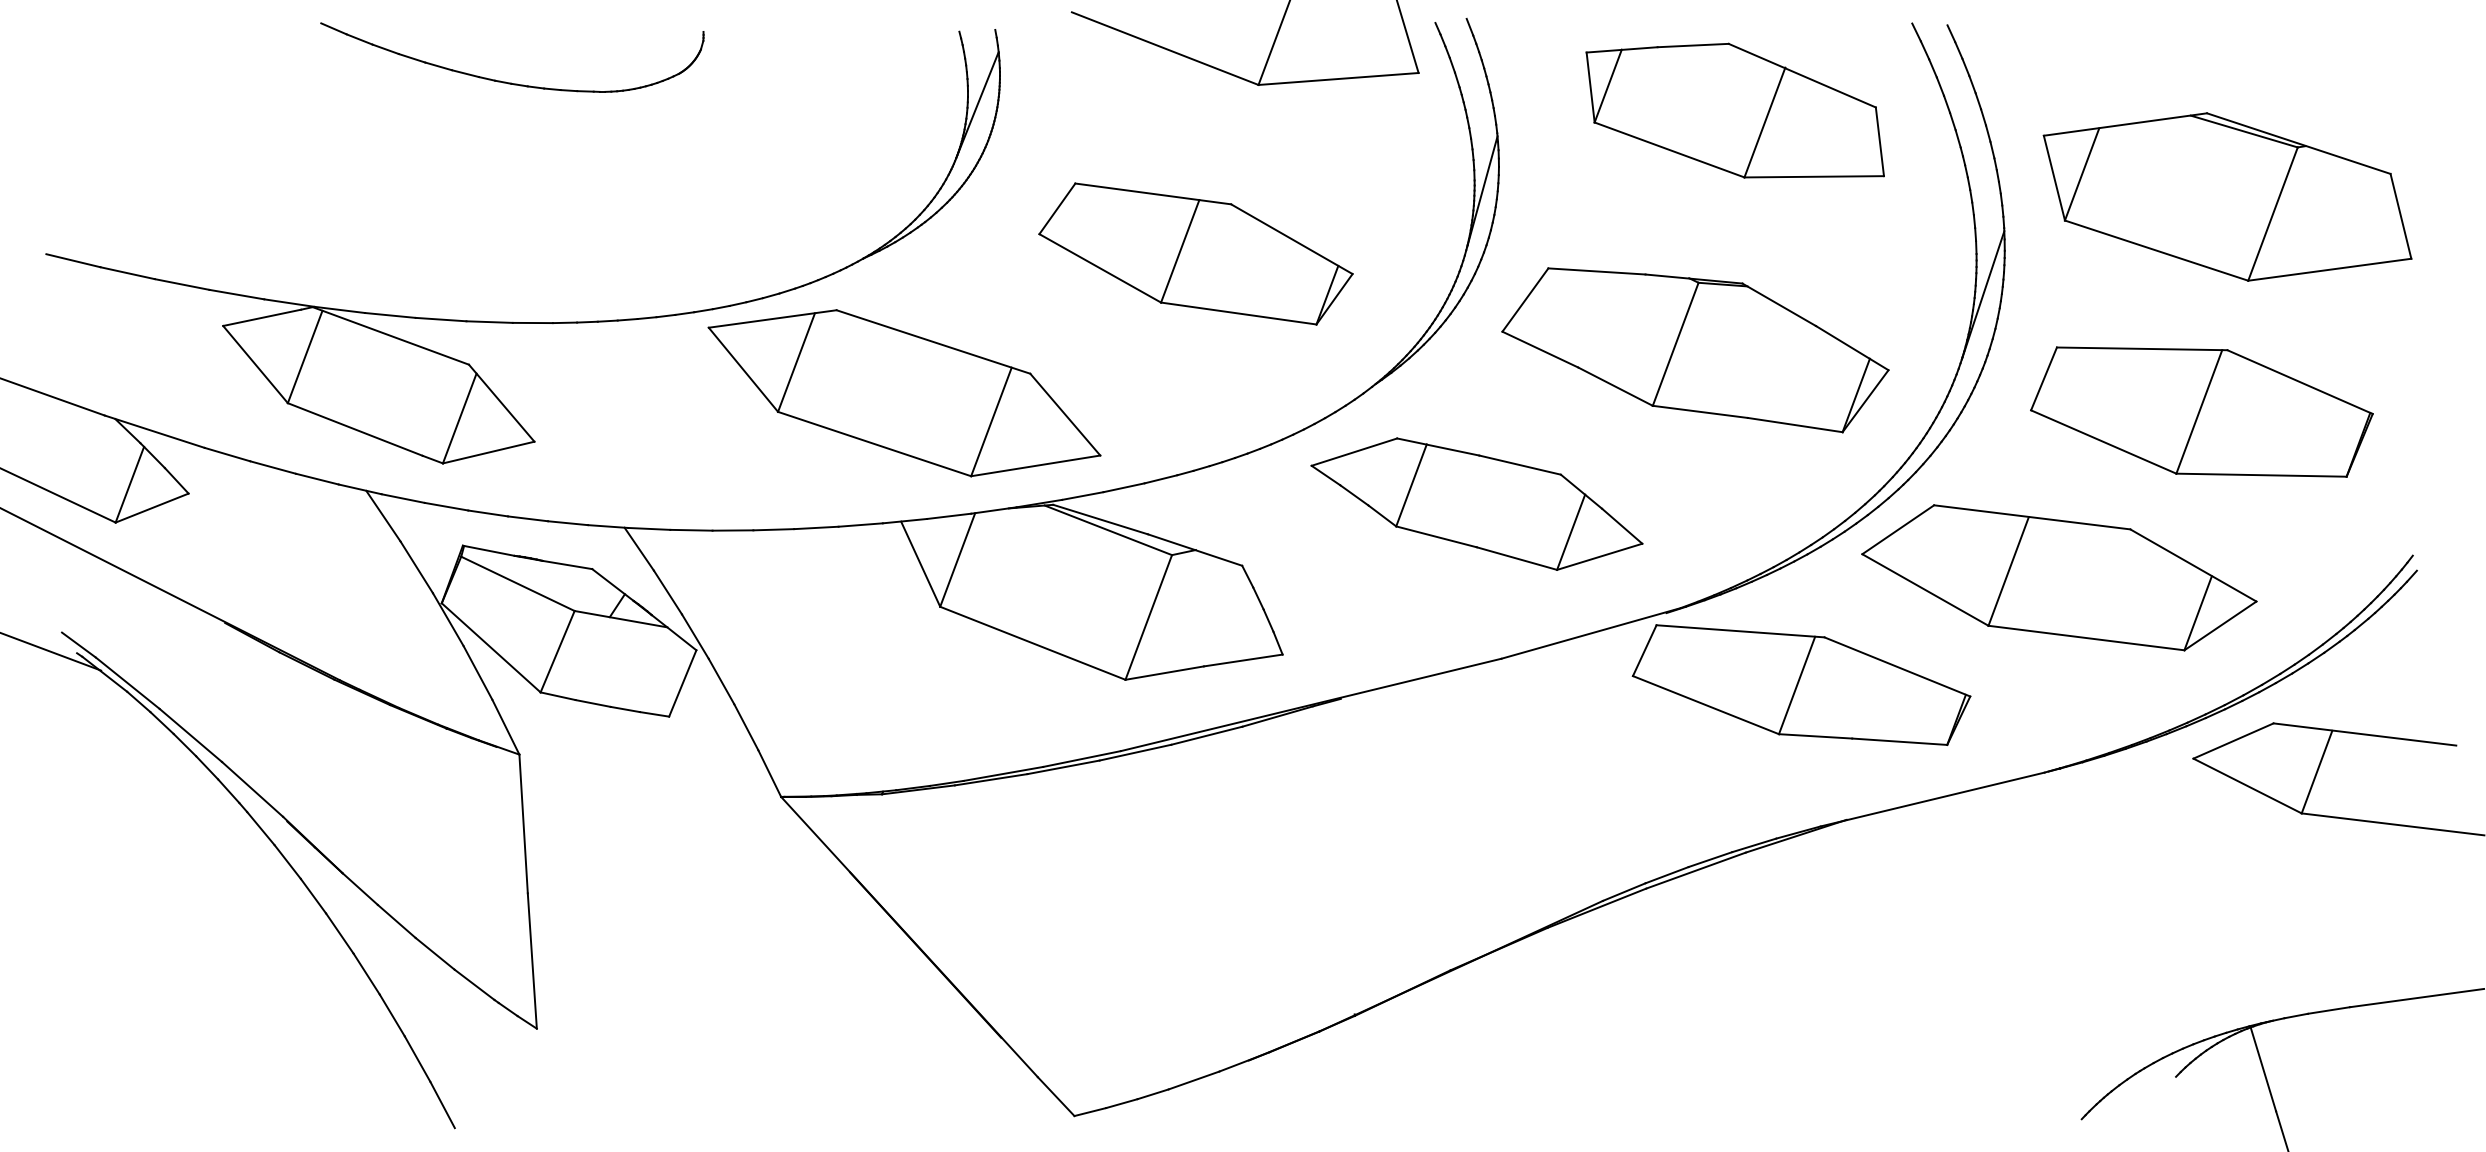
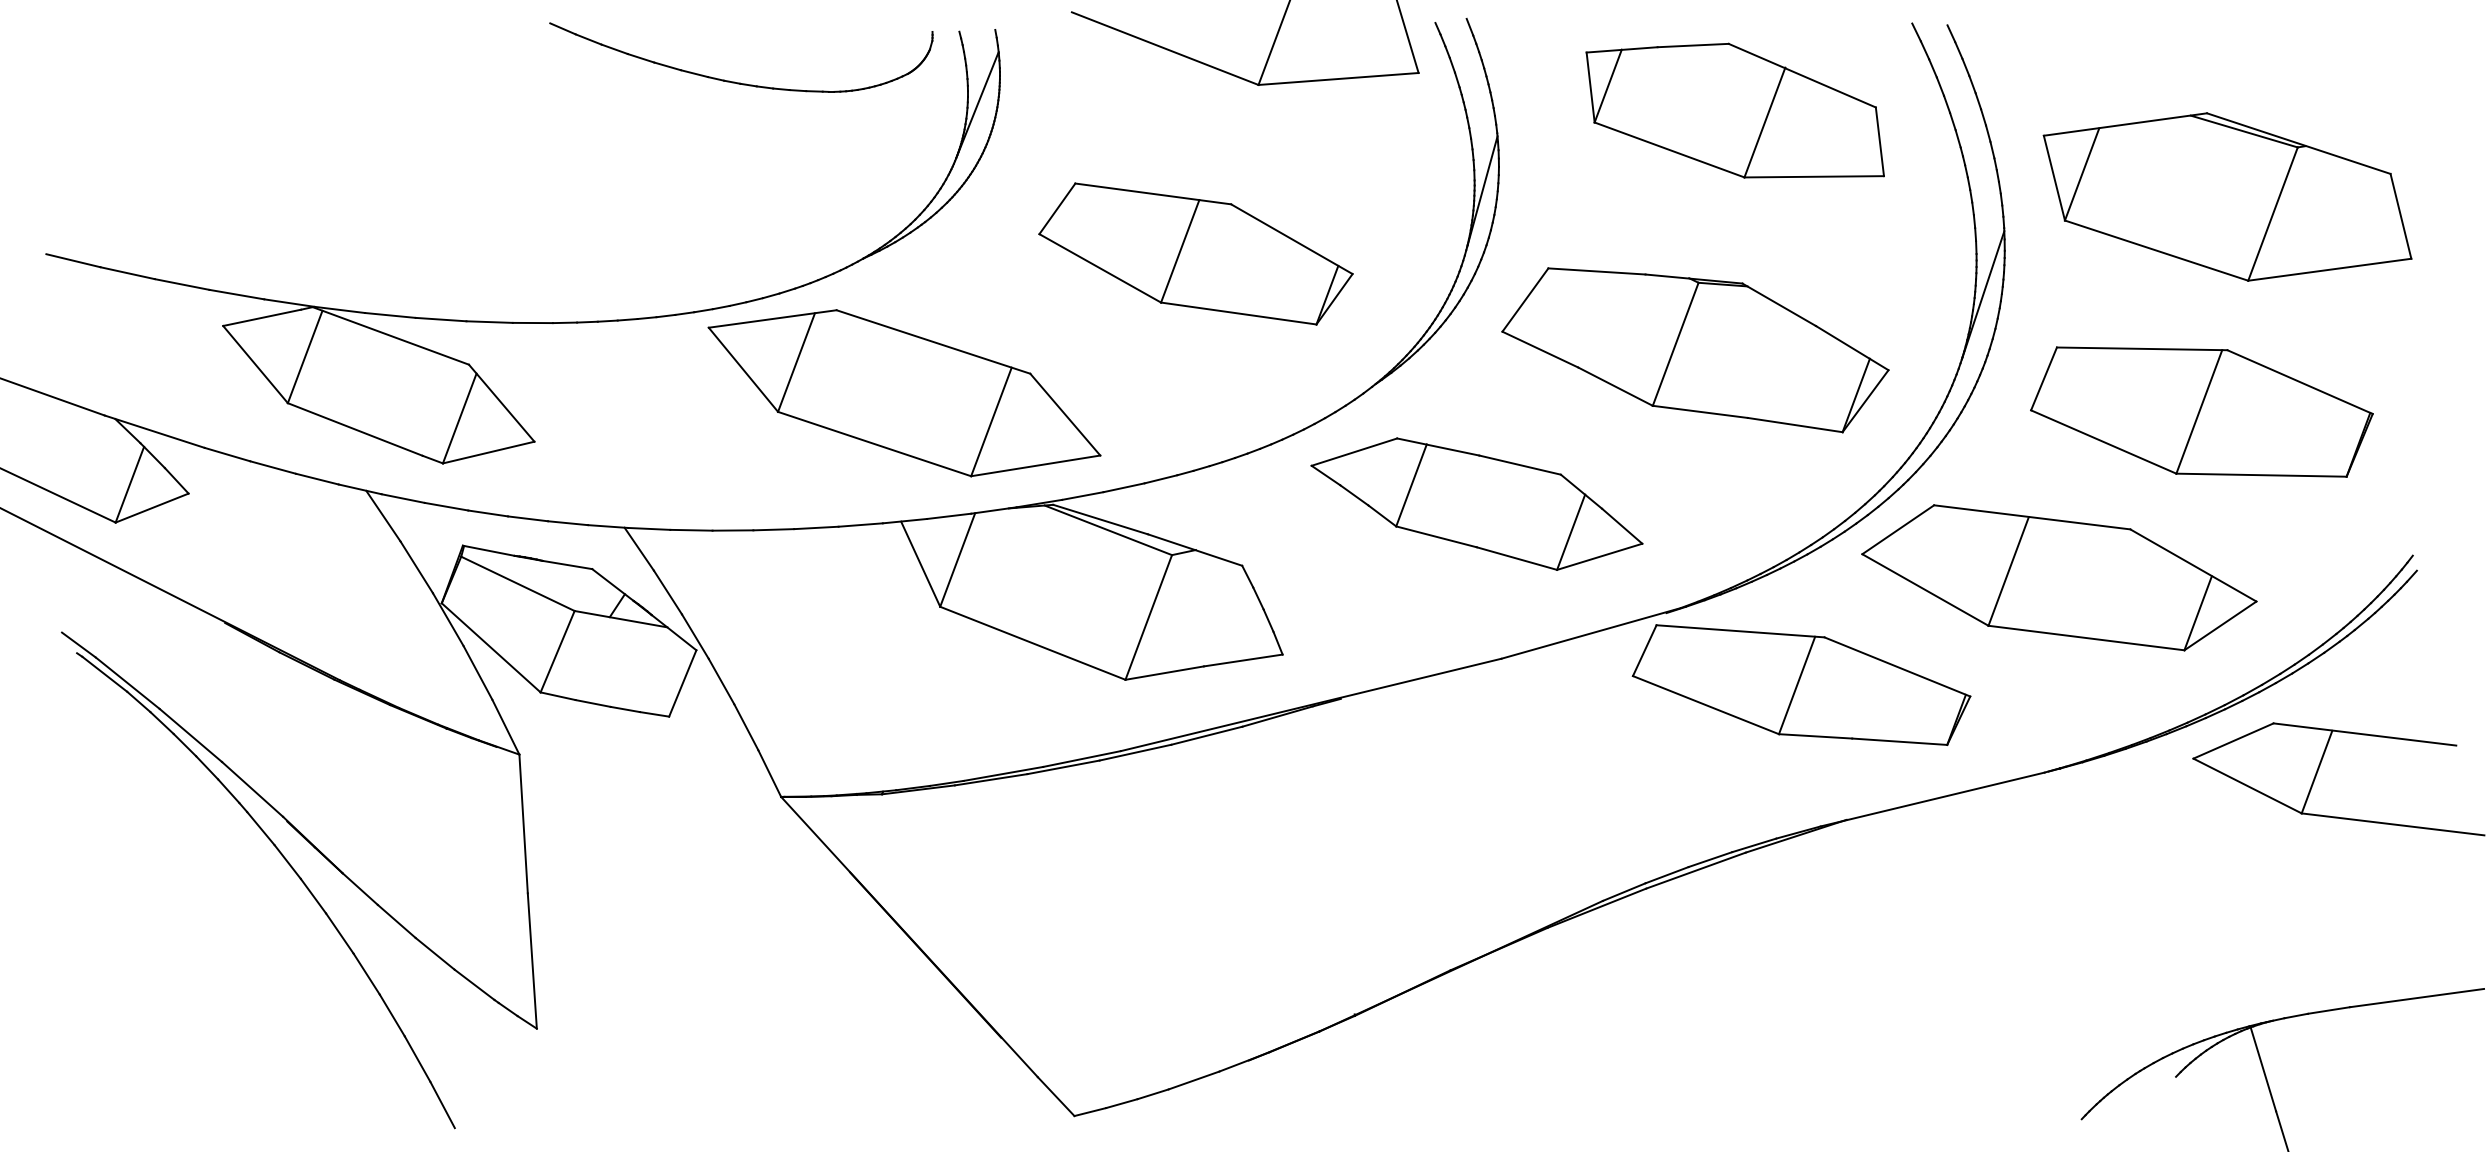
part position: (505, 81) -> (734, 81) (734, 81)
line: present -> none (51, 651)
